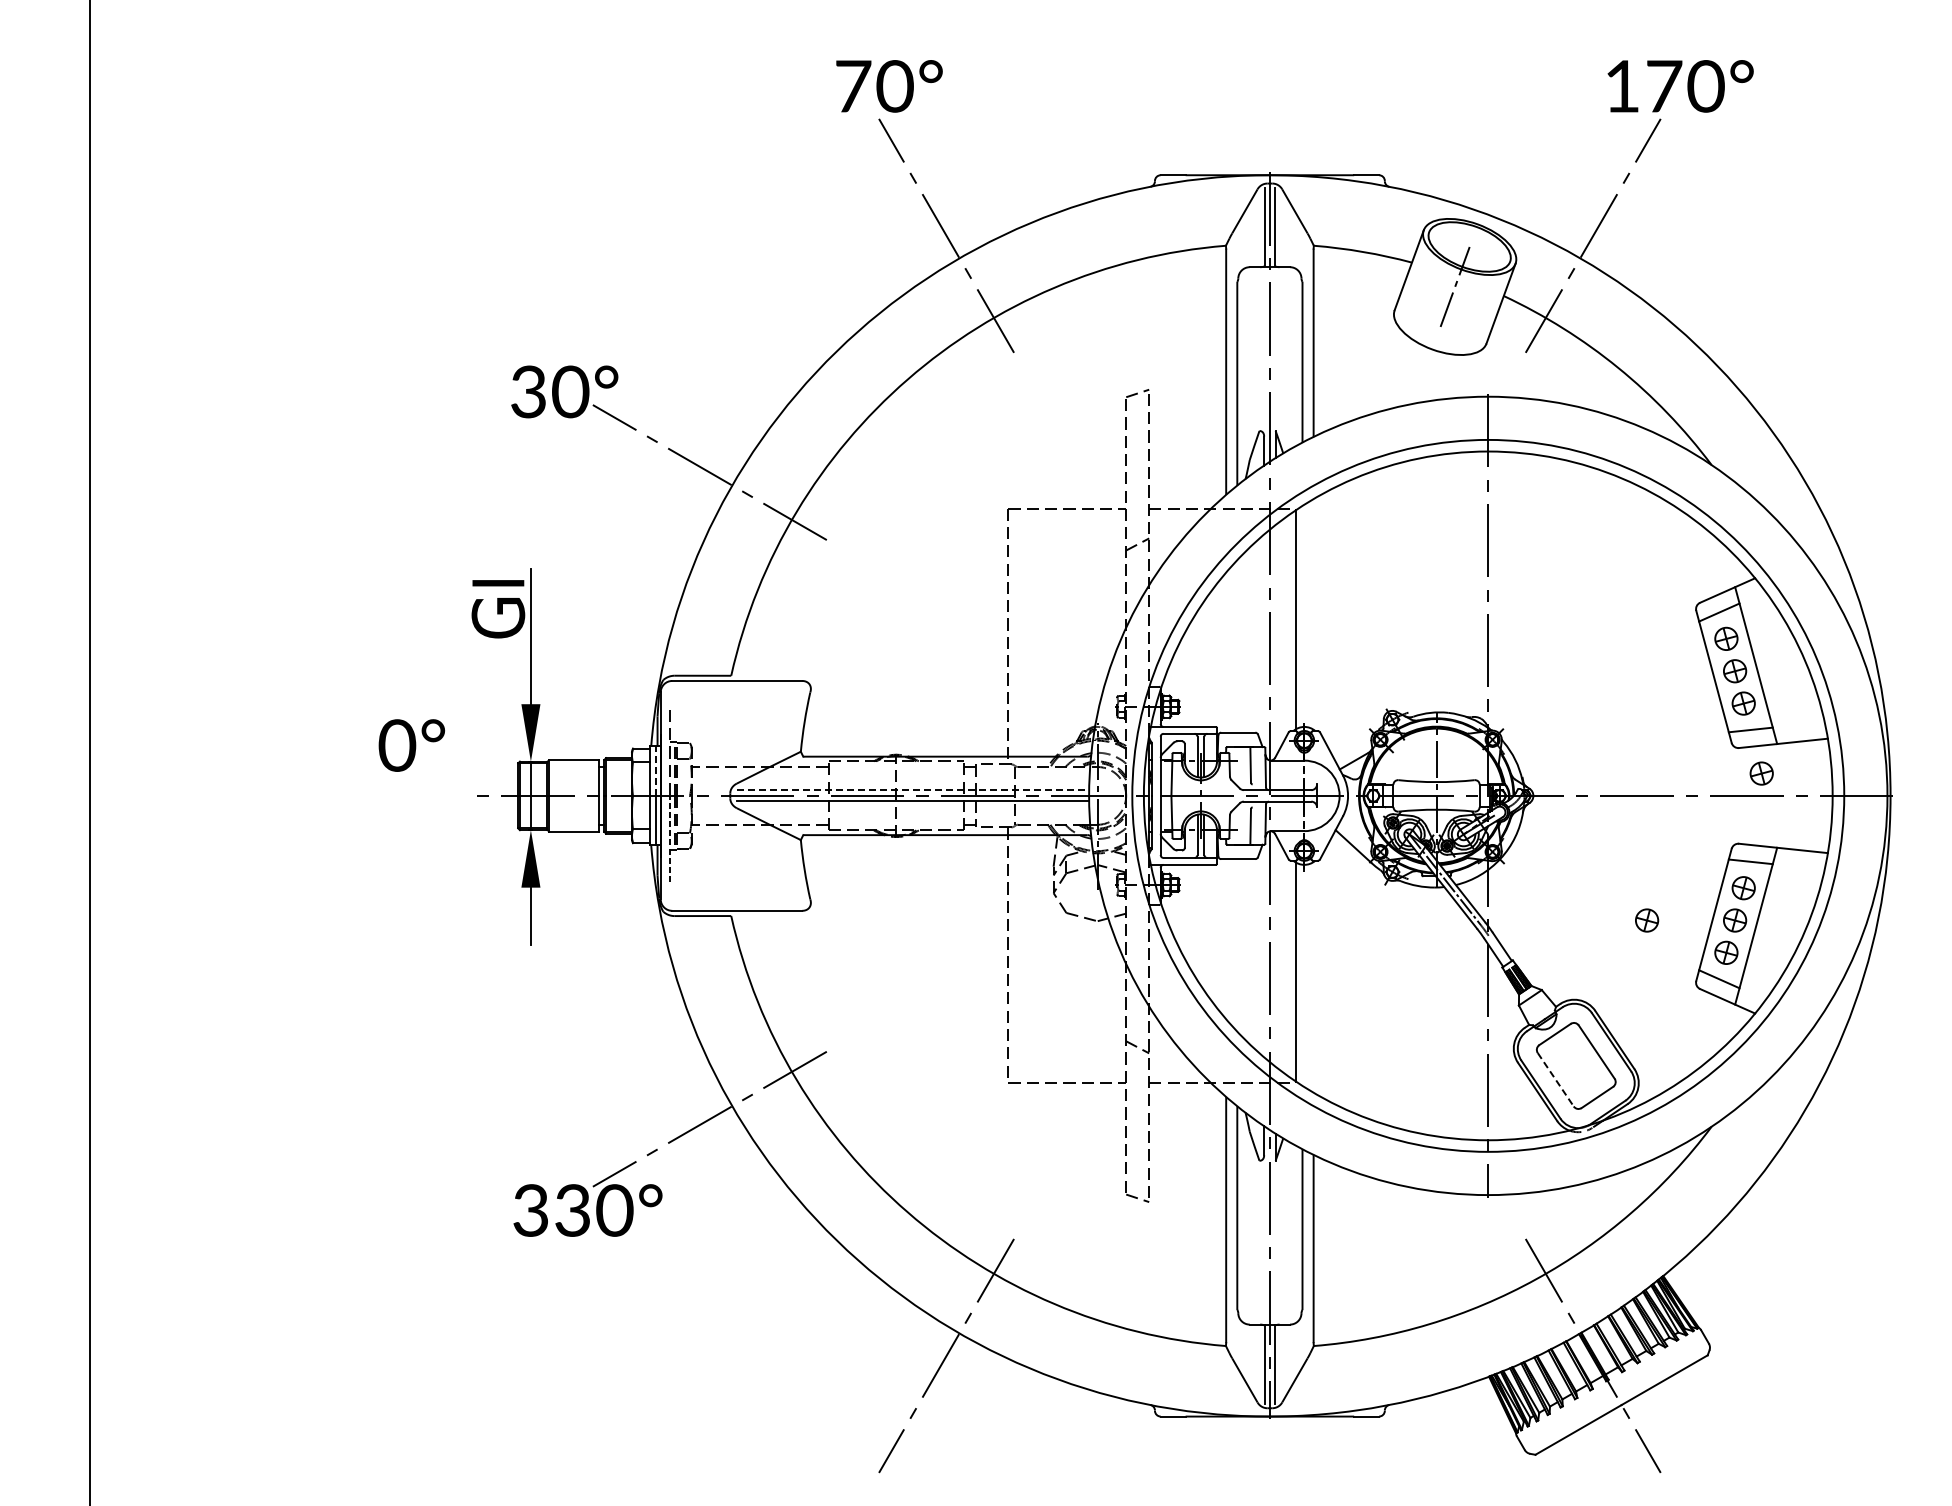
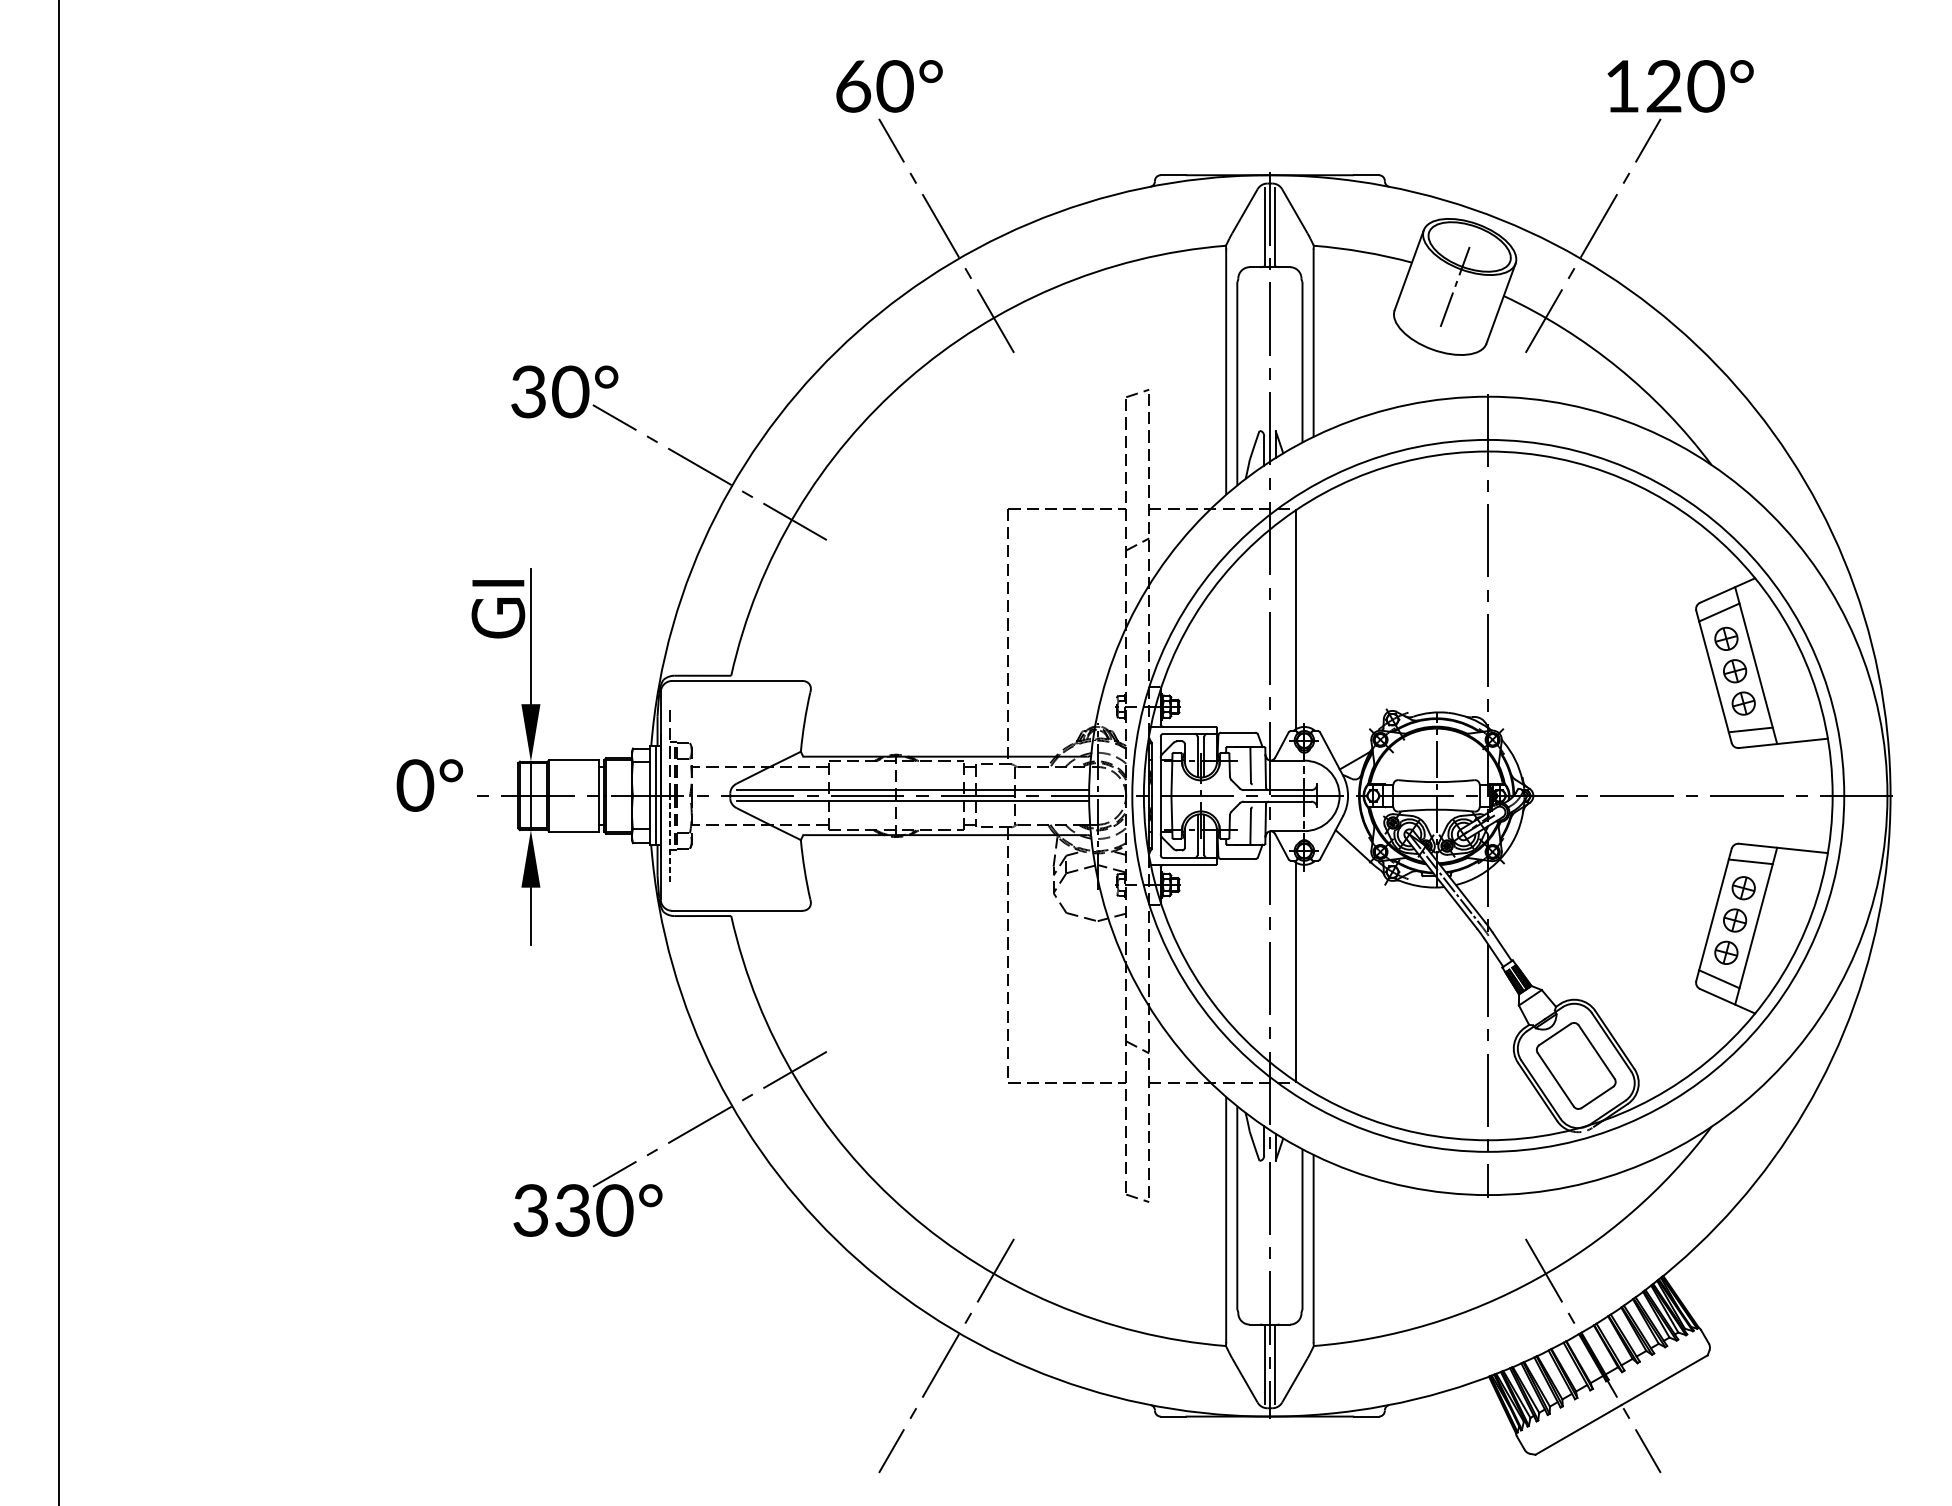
text: 70° -> 60° (853, 86)
text: 170° -> 120° (1664, 86)
text position: (411, 745) -> (429, 785) (429, 785)
line position: (89, 752) -> (58, 752) (58, 752)
line: dashed -> solid (656, 771)
part: present -> none (1761, 773)
line: dashed -> solid (913, 790)
part: present -> none (1647, 920)
line: dashed -> solid (1556, 1080)
